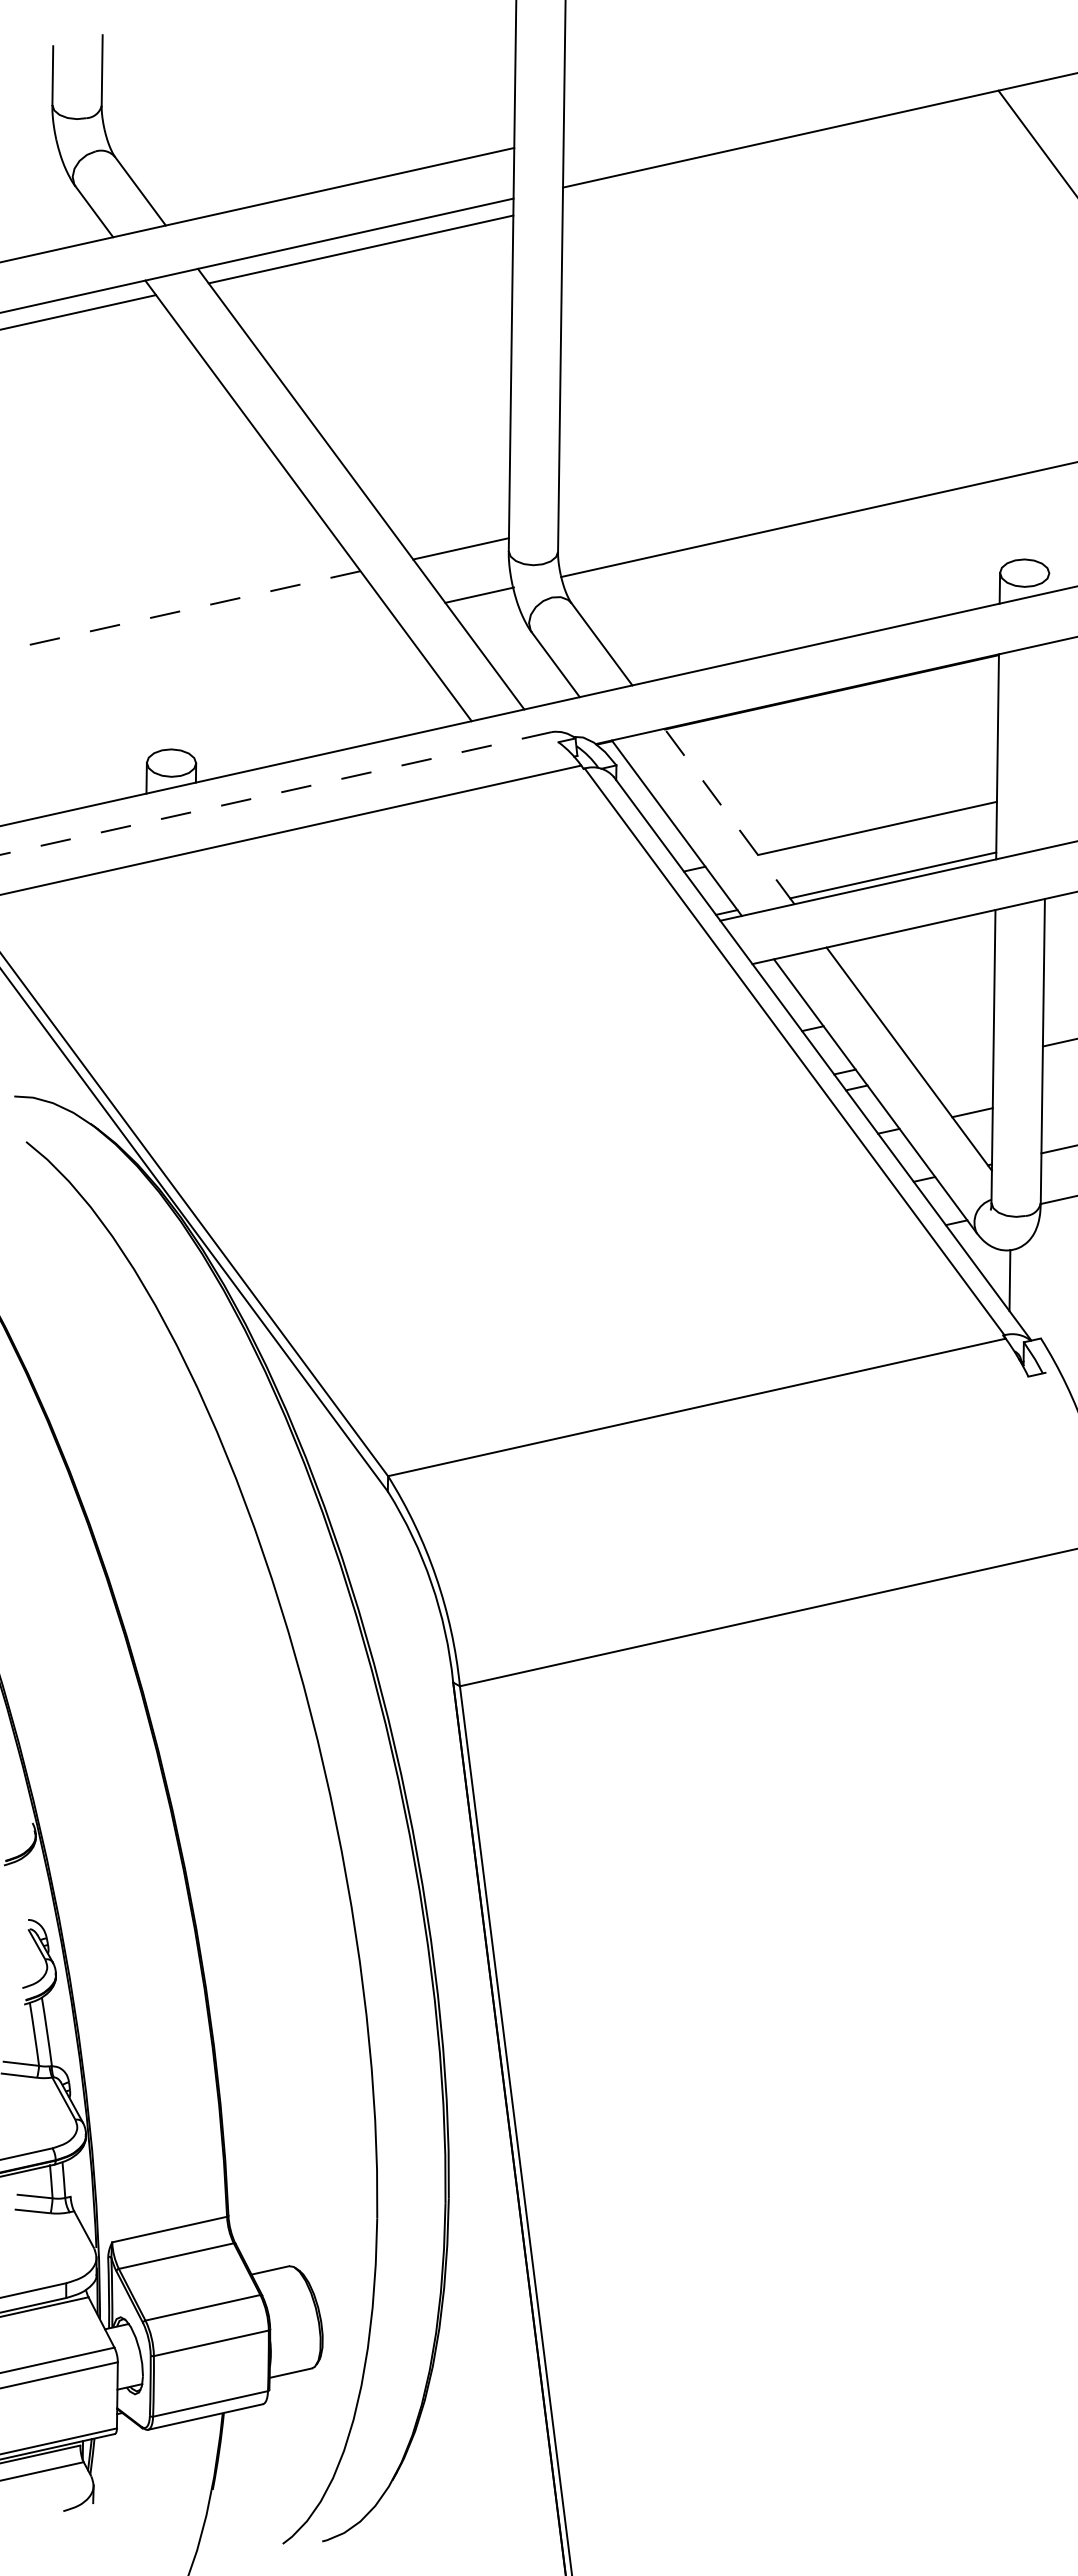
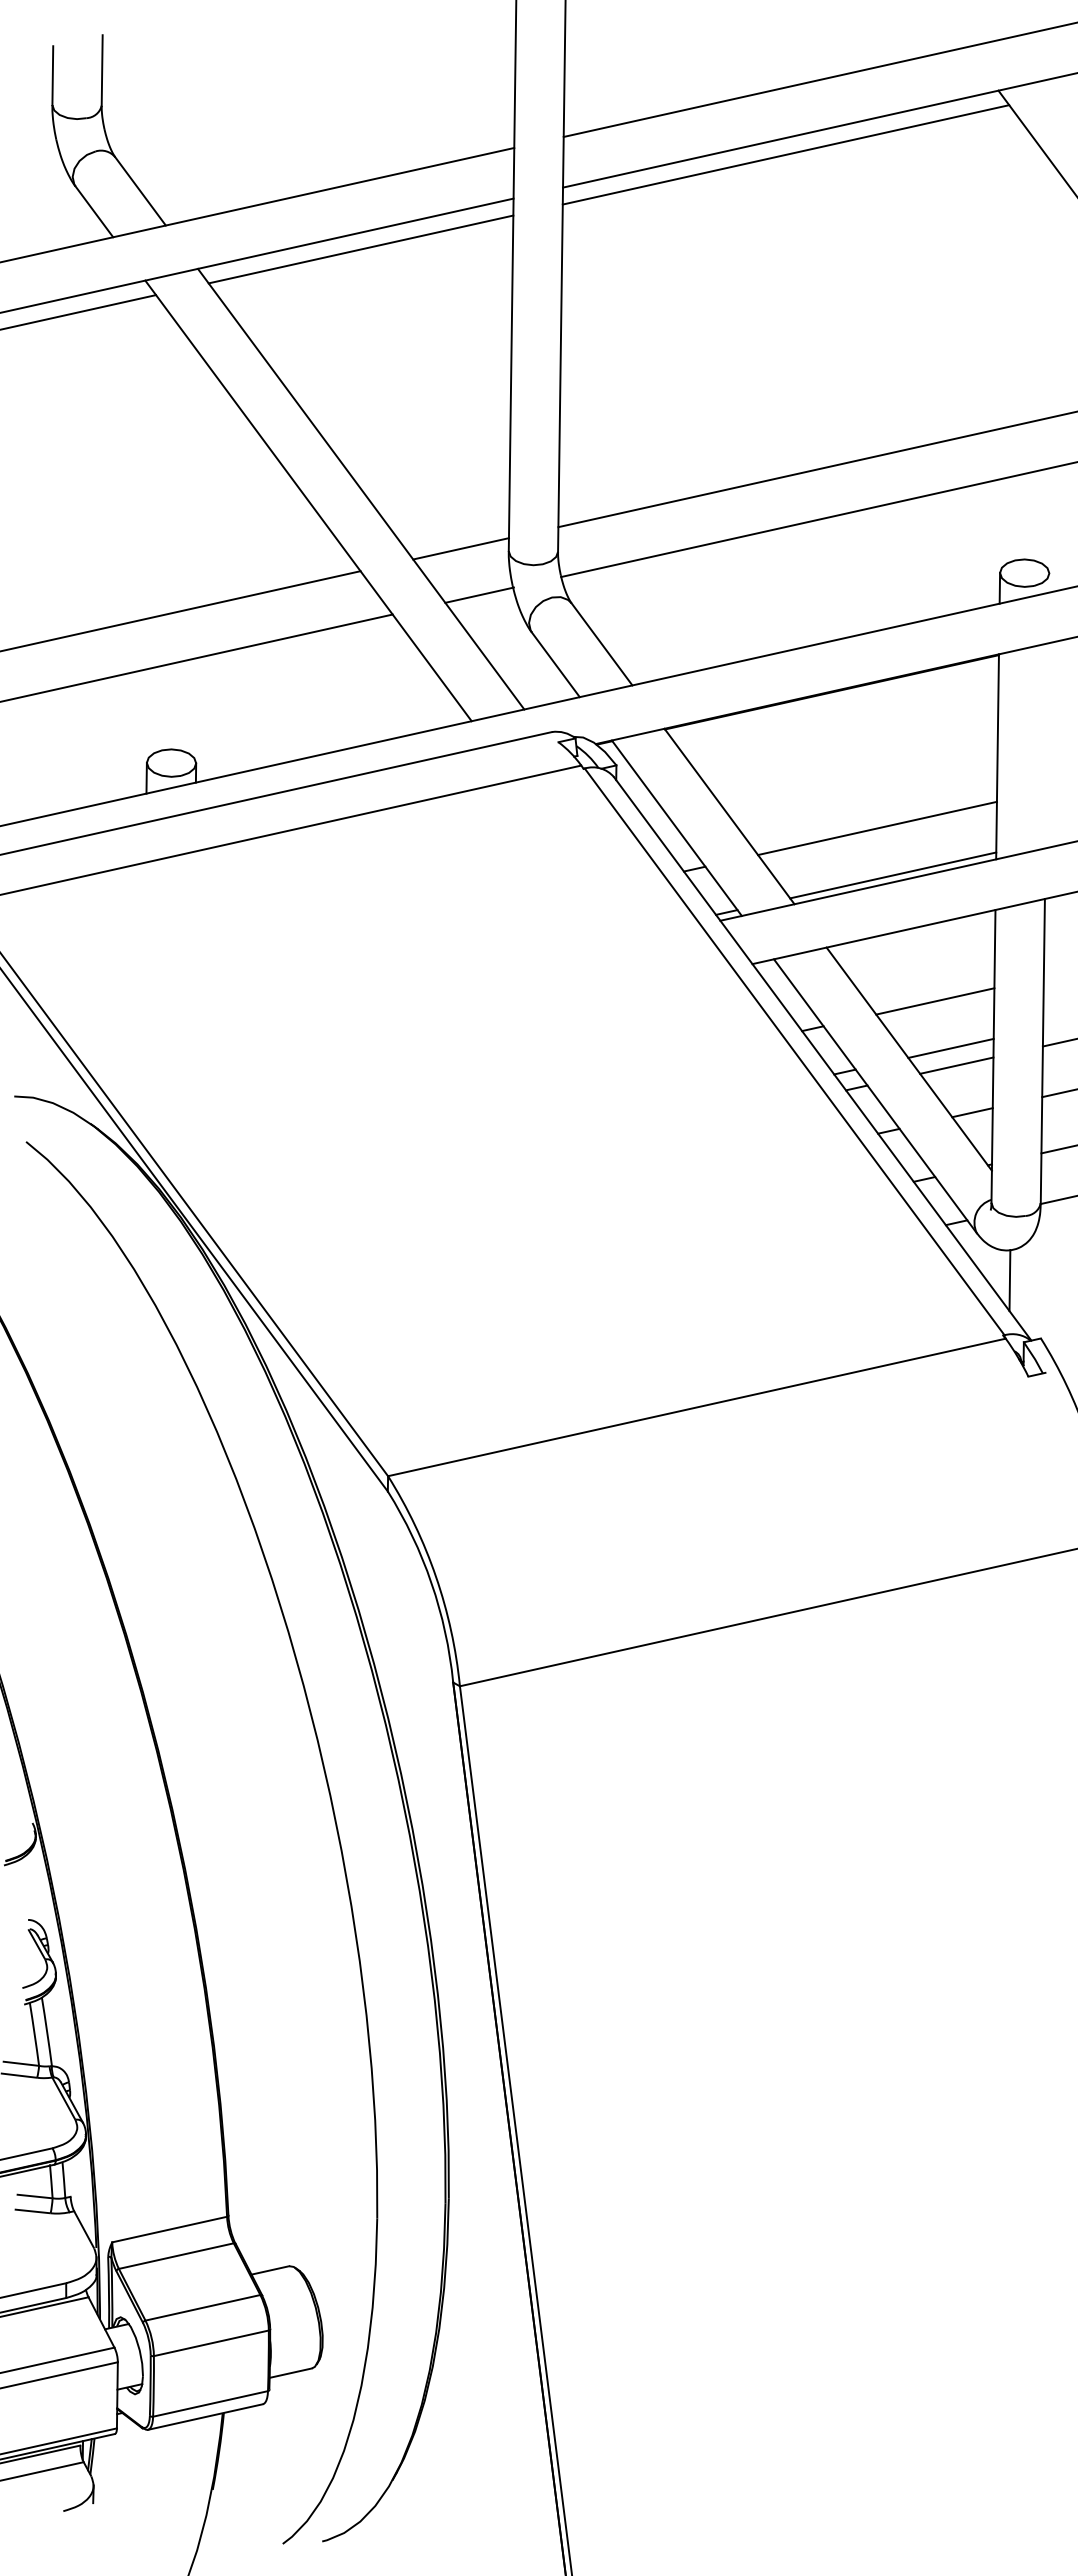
line: none -> present (818, 79)
line: none -> present (785, 154)
line: none -> present (816, 469)
line: dashed -> solid (180, 611)
line: none -> present (197, 657)
line: dashed -> solid (275, 793)
line: dashed -> solid (729, 816)
line: none -> present (935, 1001)
line: none -> present (950, 1047)
line: none -> present (956, 1065)
line: none -> present (1058, 1093)
